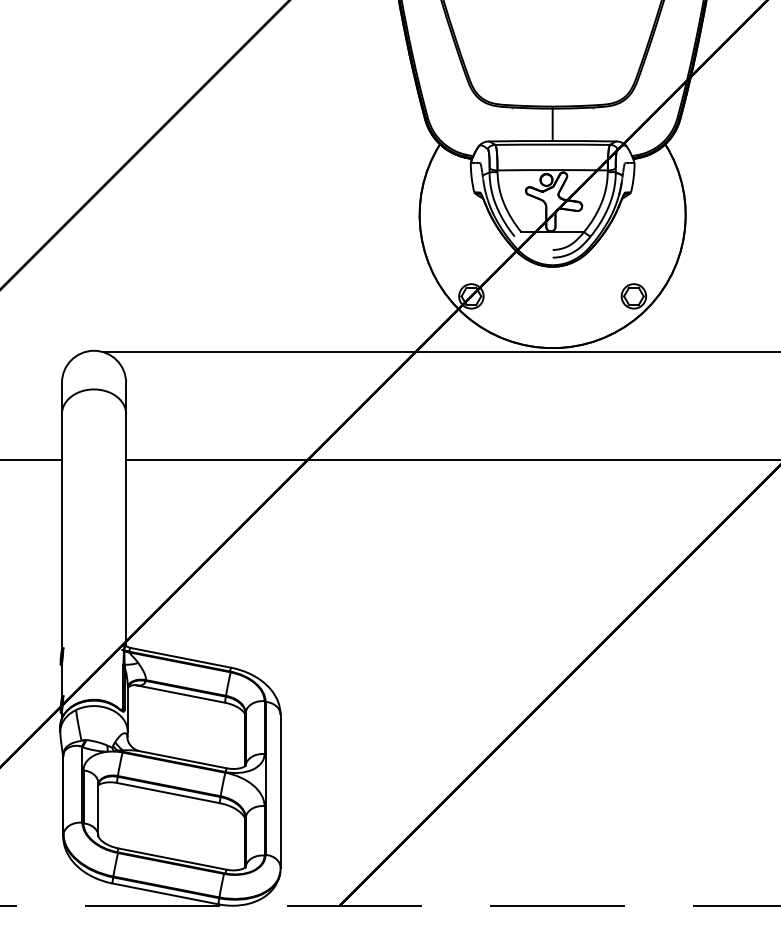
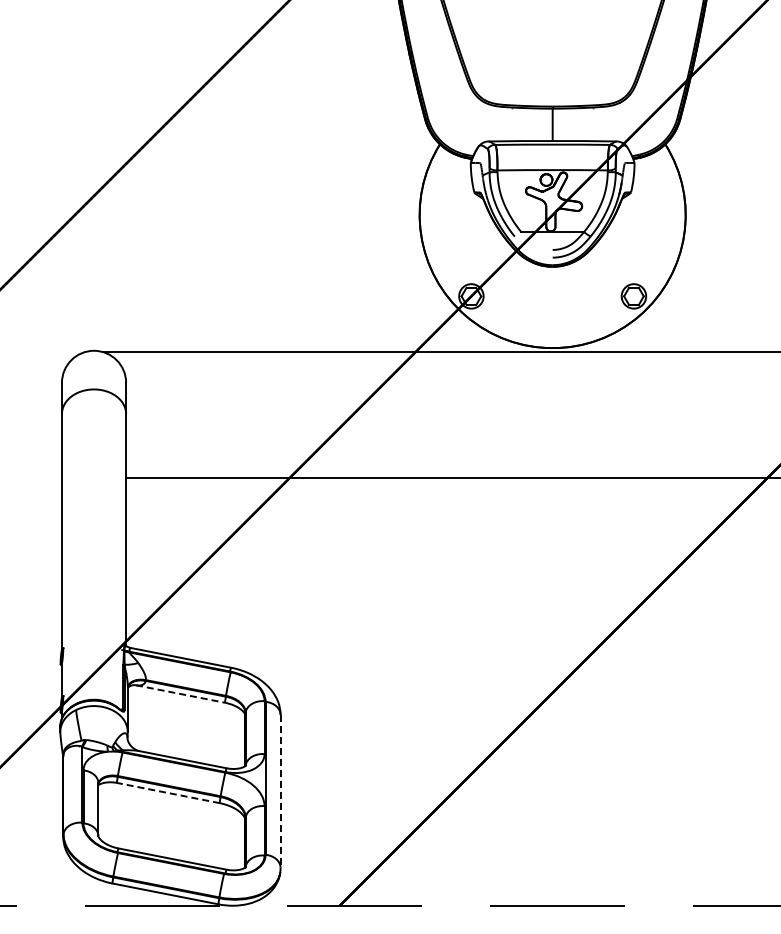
line: present -> none (31, 460)
line position: (451, 460) -> (451, 478) (451, 478)
line: solid -> dashed (181, 694)
line: solid -> dashed (280, 791)
line: solid -> dashed (168, 792)
